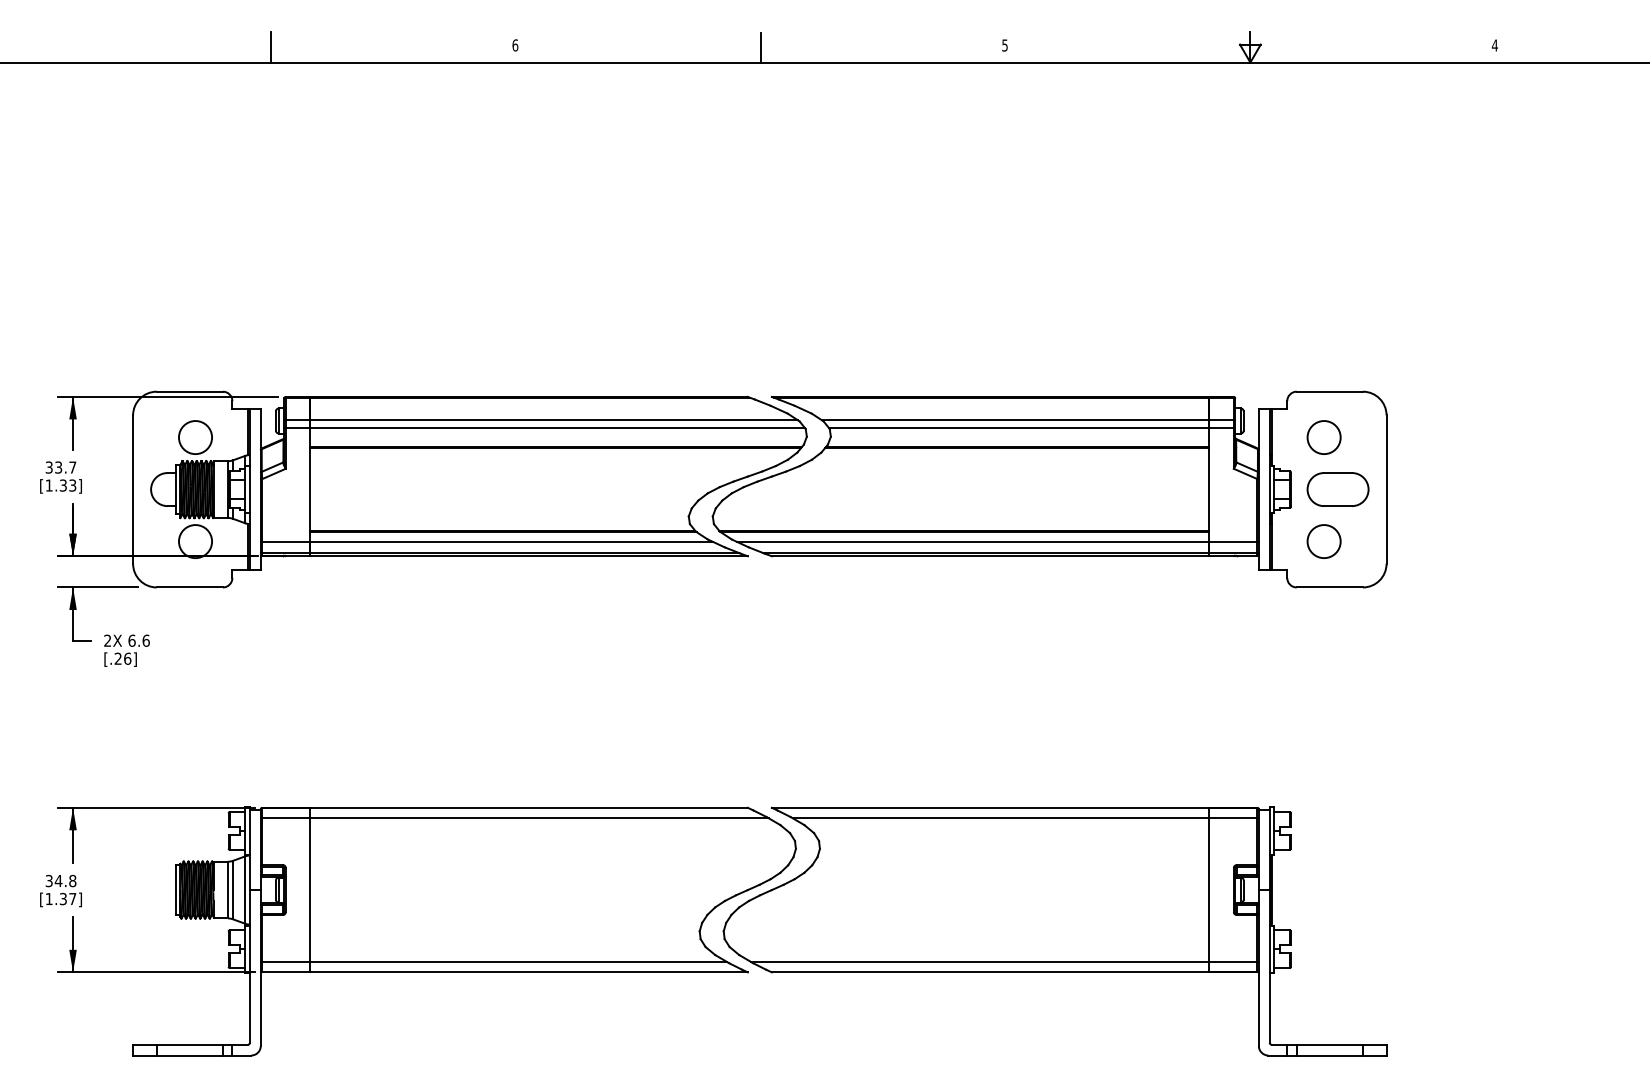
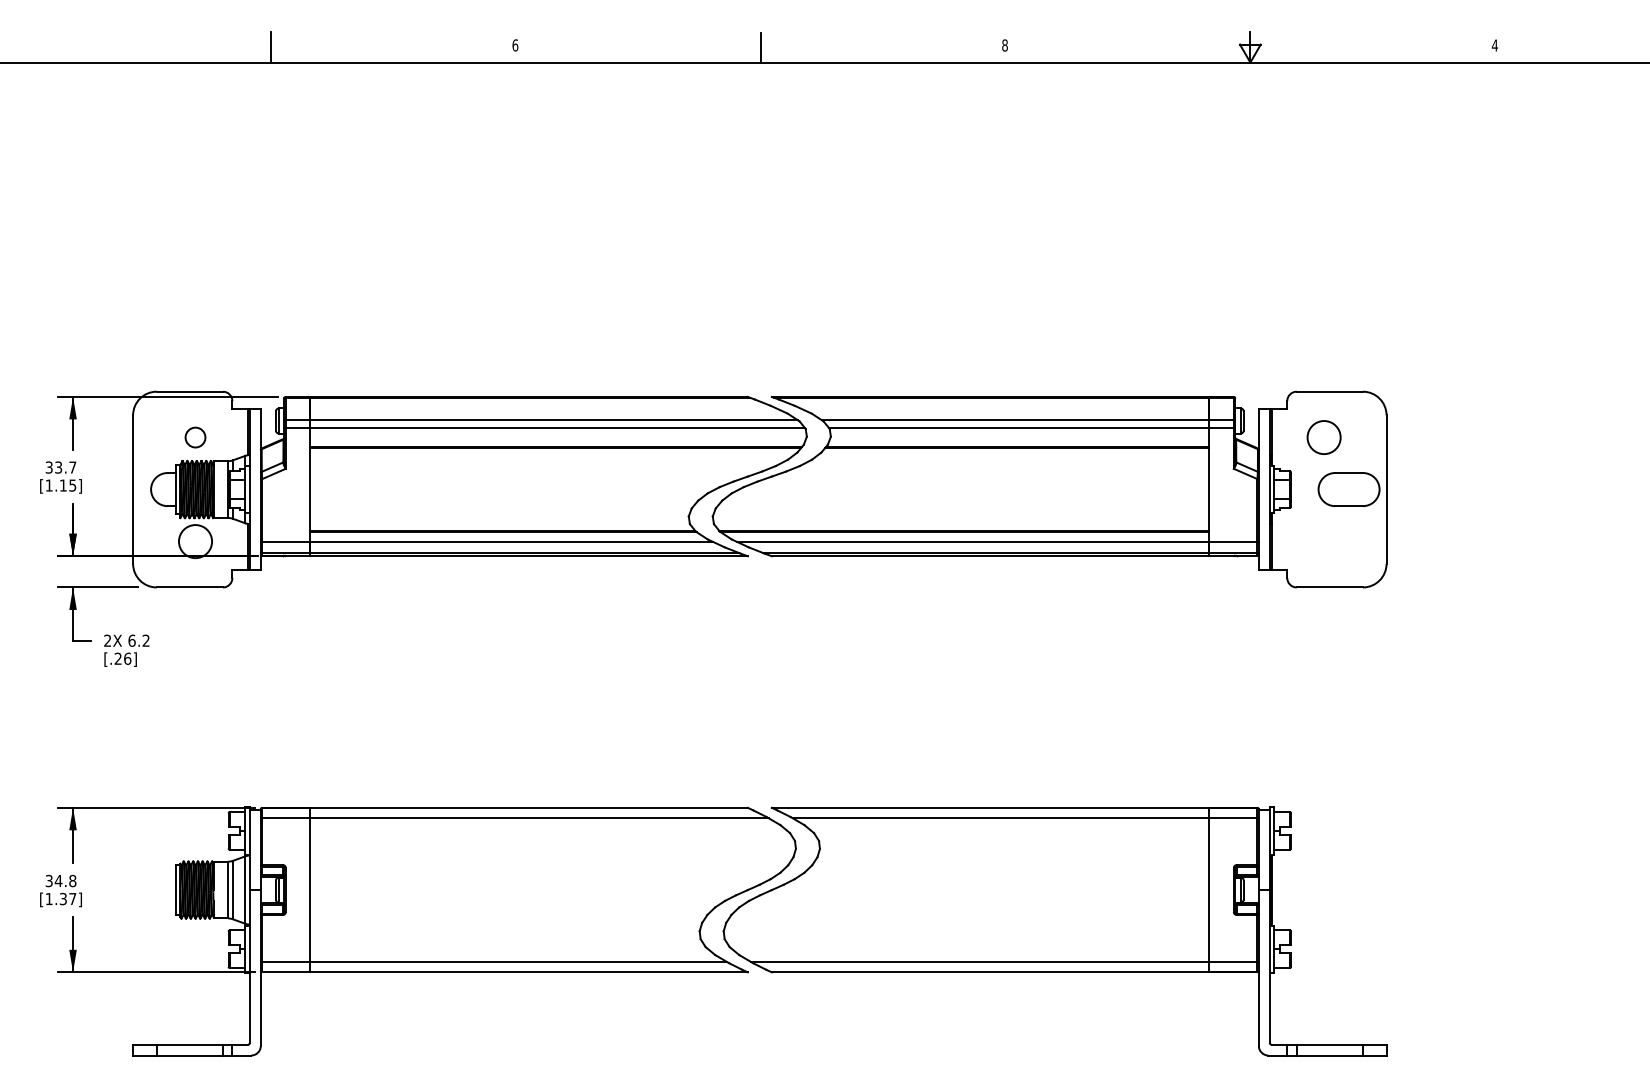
text: 5 -> 8 (1004, 45)
circle diameter: 33 px -> 20 px (195, 437)
text: [1.33] -> [1.15] (67, 485)
part position: (1337, 489) -> (1348, 489) (1348, 489)
circle: present -> none (1323, 541)
text: 6.6 -> 6.2 (145, 640)
